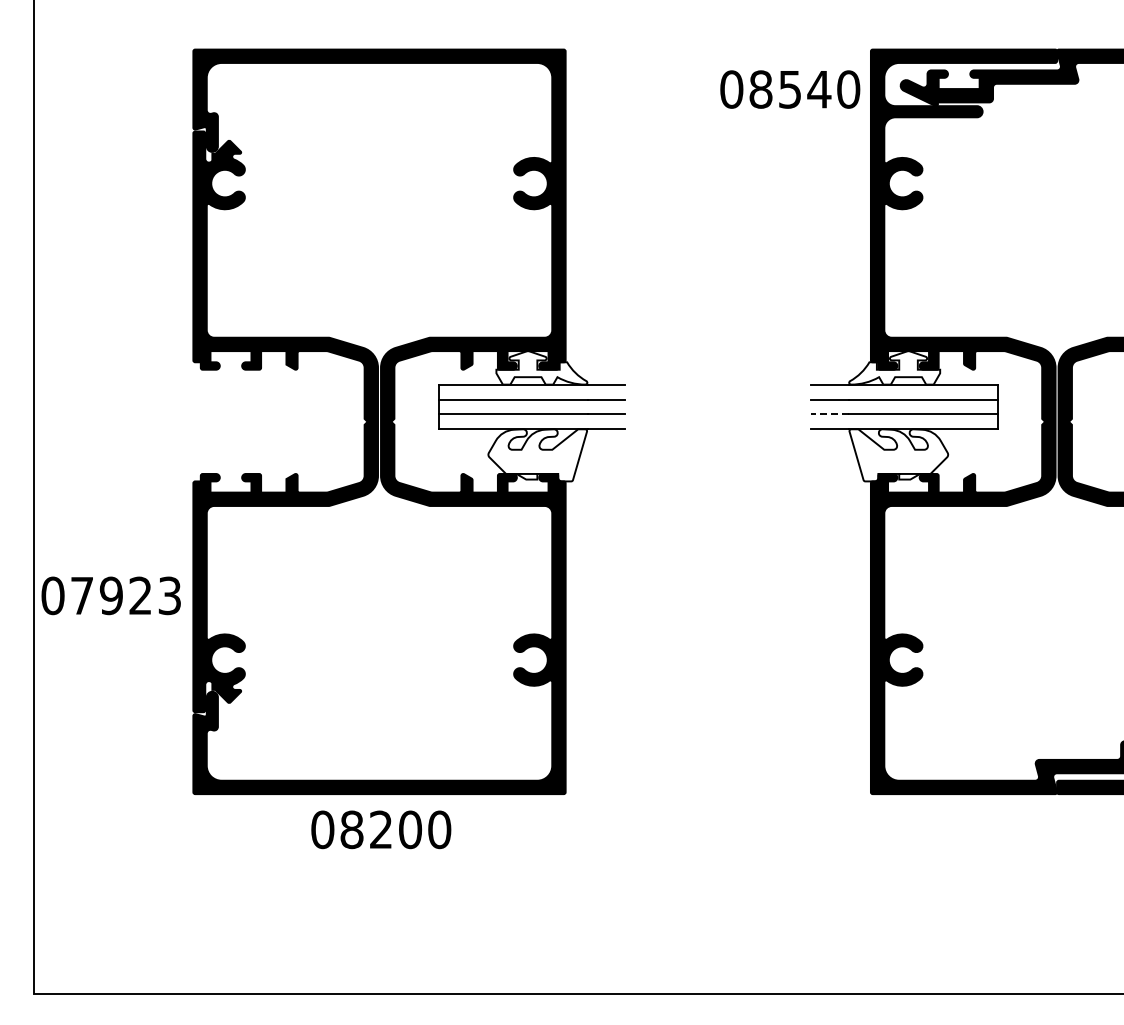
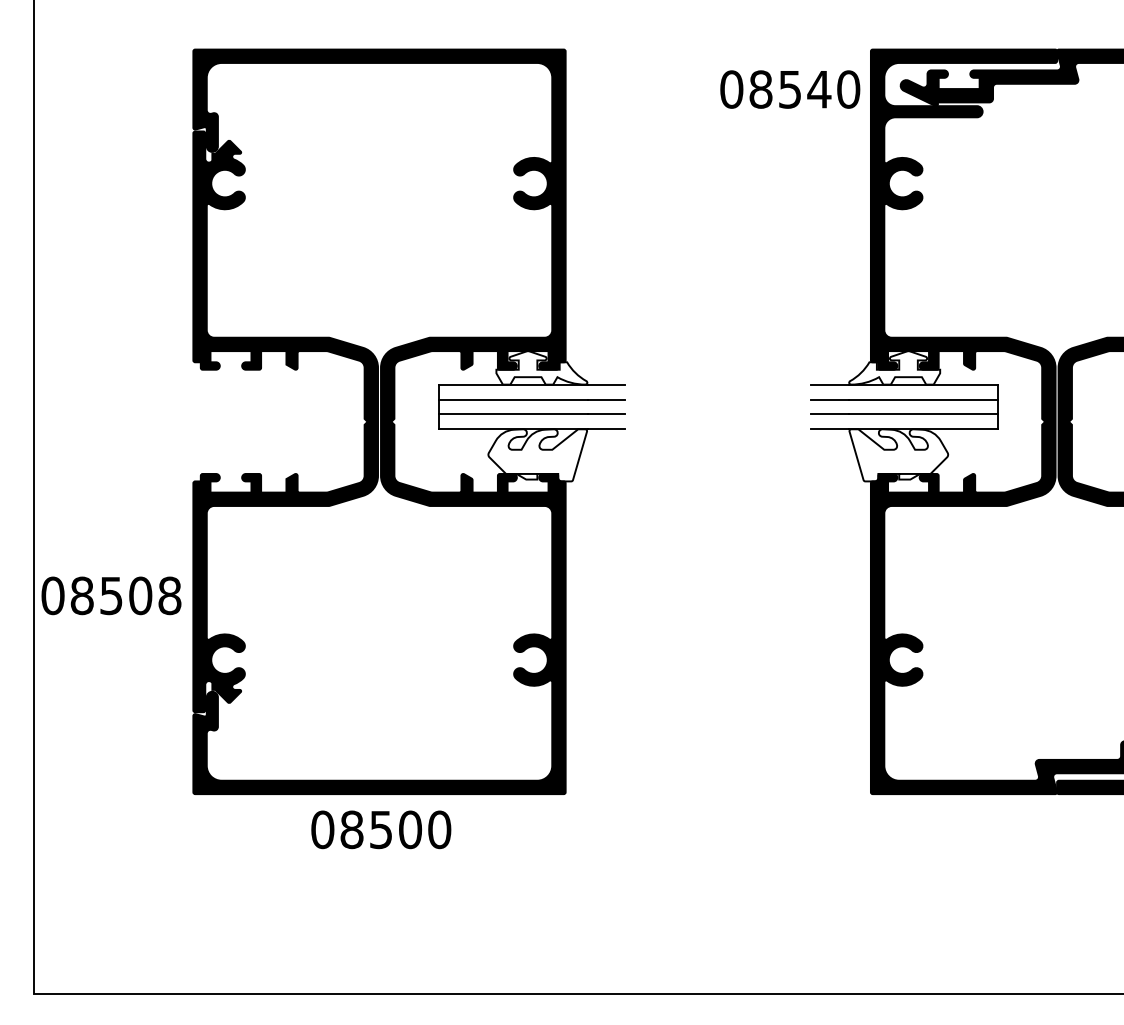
line: dashed -> solid (829, 414)
text: 07923 -> 08508 (125, 595)
text: 08200 -> 08500 (380, 829)
